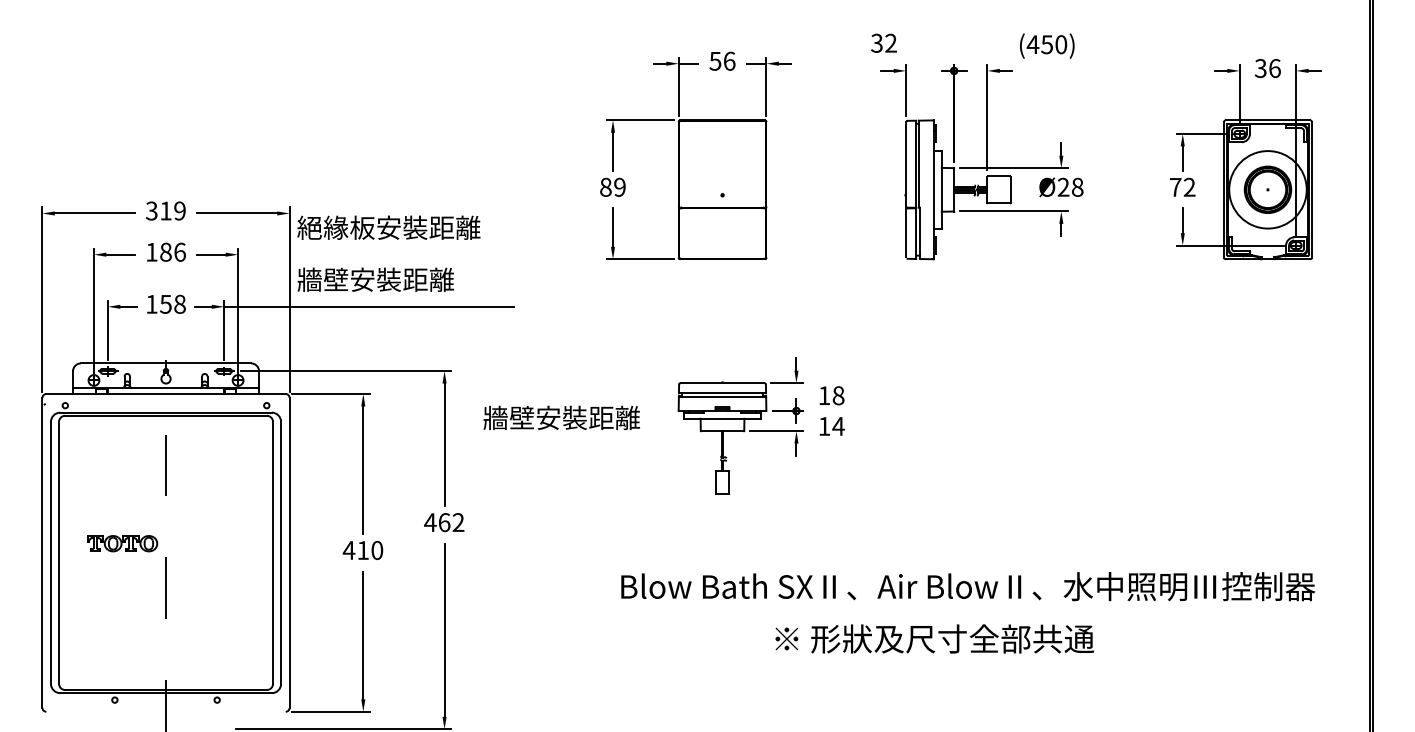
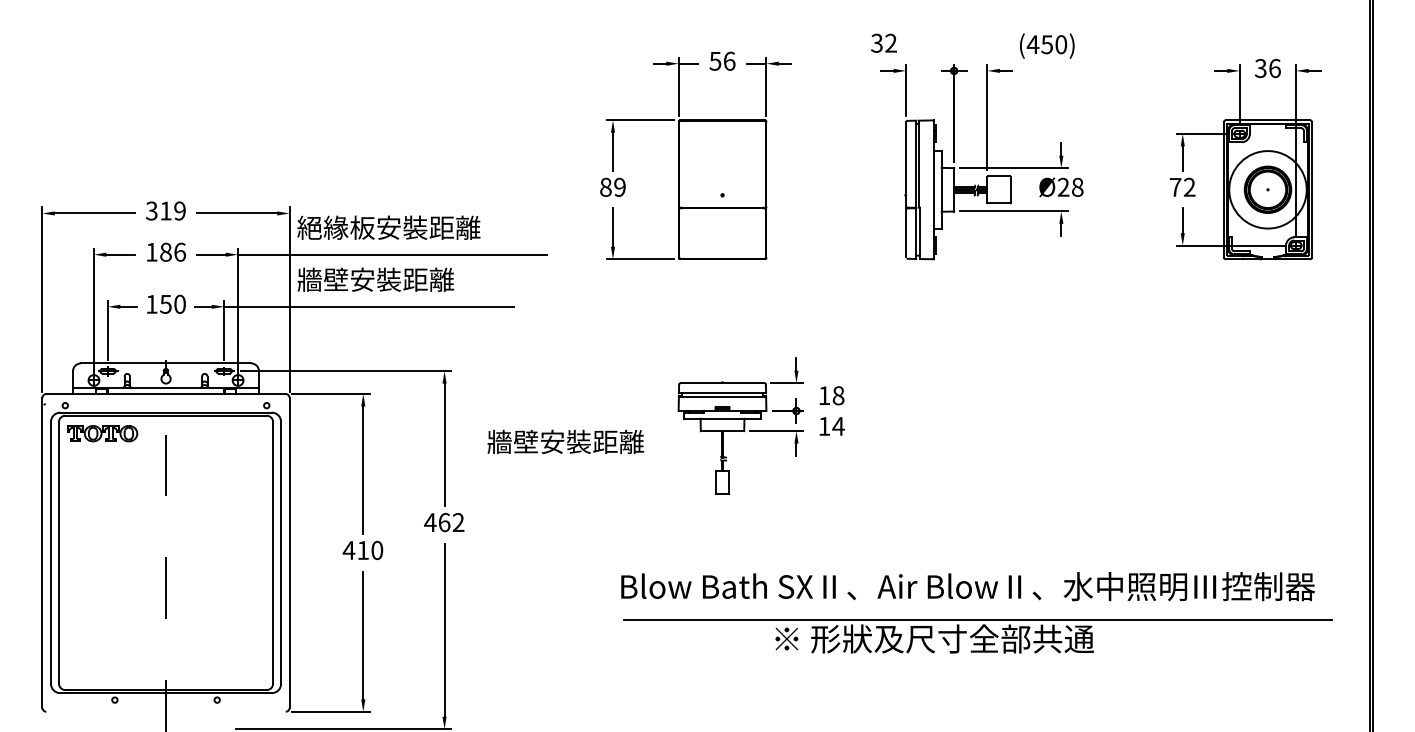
line: none -> present (391, 254)
text: 158 -> 150 (179, 304)
text position: (561, 417) -> (565, 441) (565, 441)
part position: (122, 543) -> (102, 433) (102, 433)
line: none -> present (977, 620)
